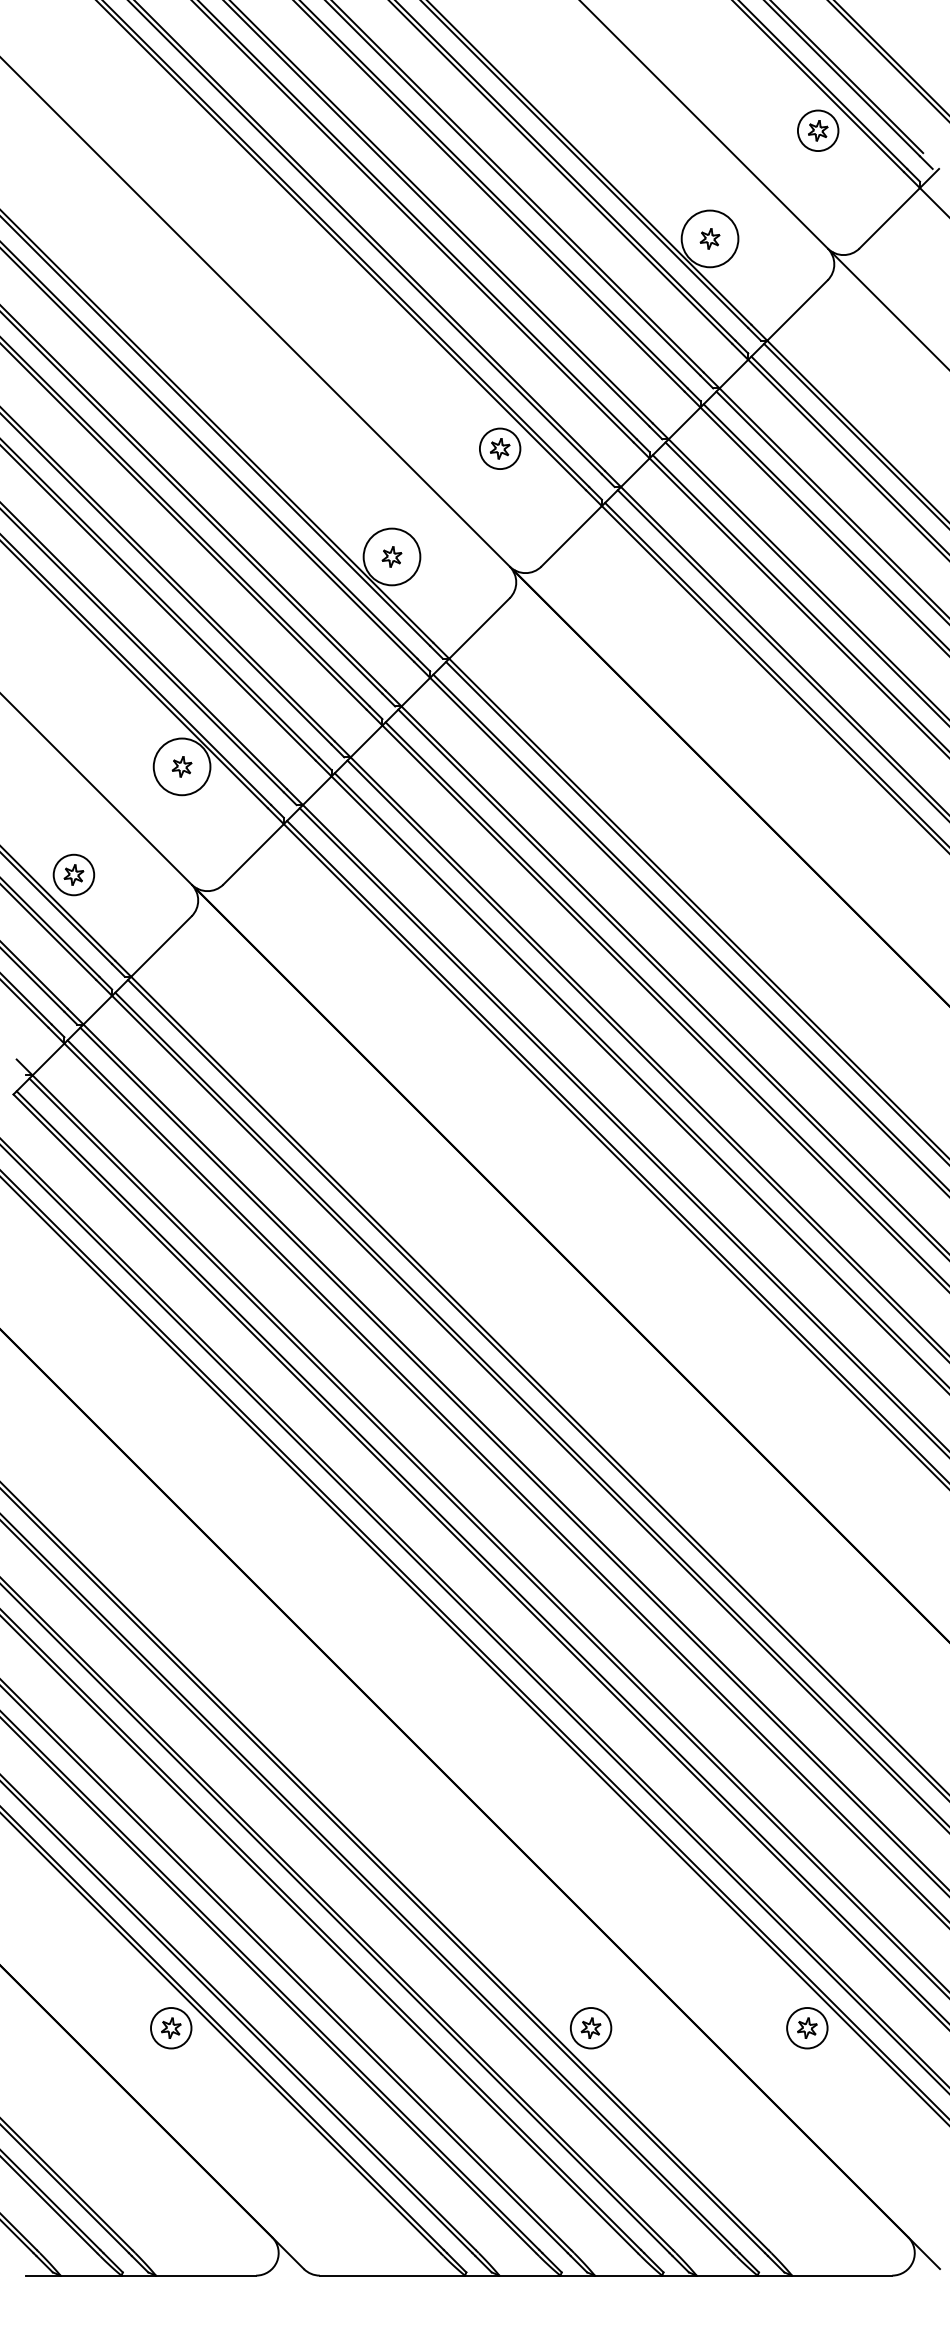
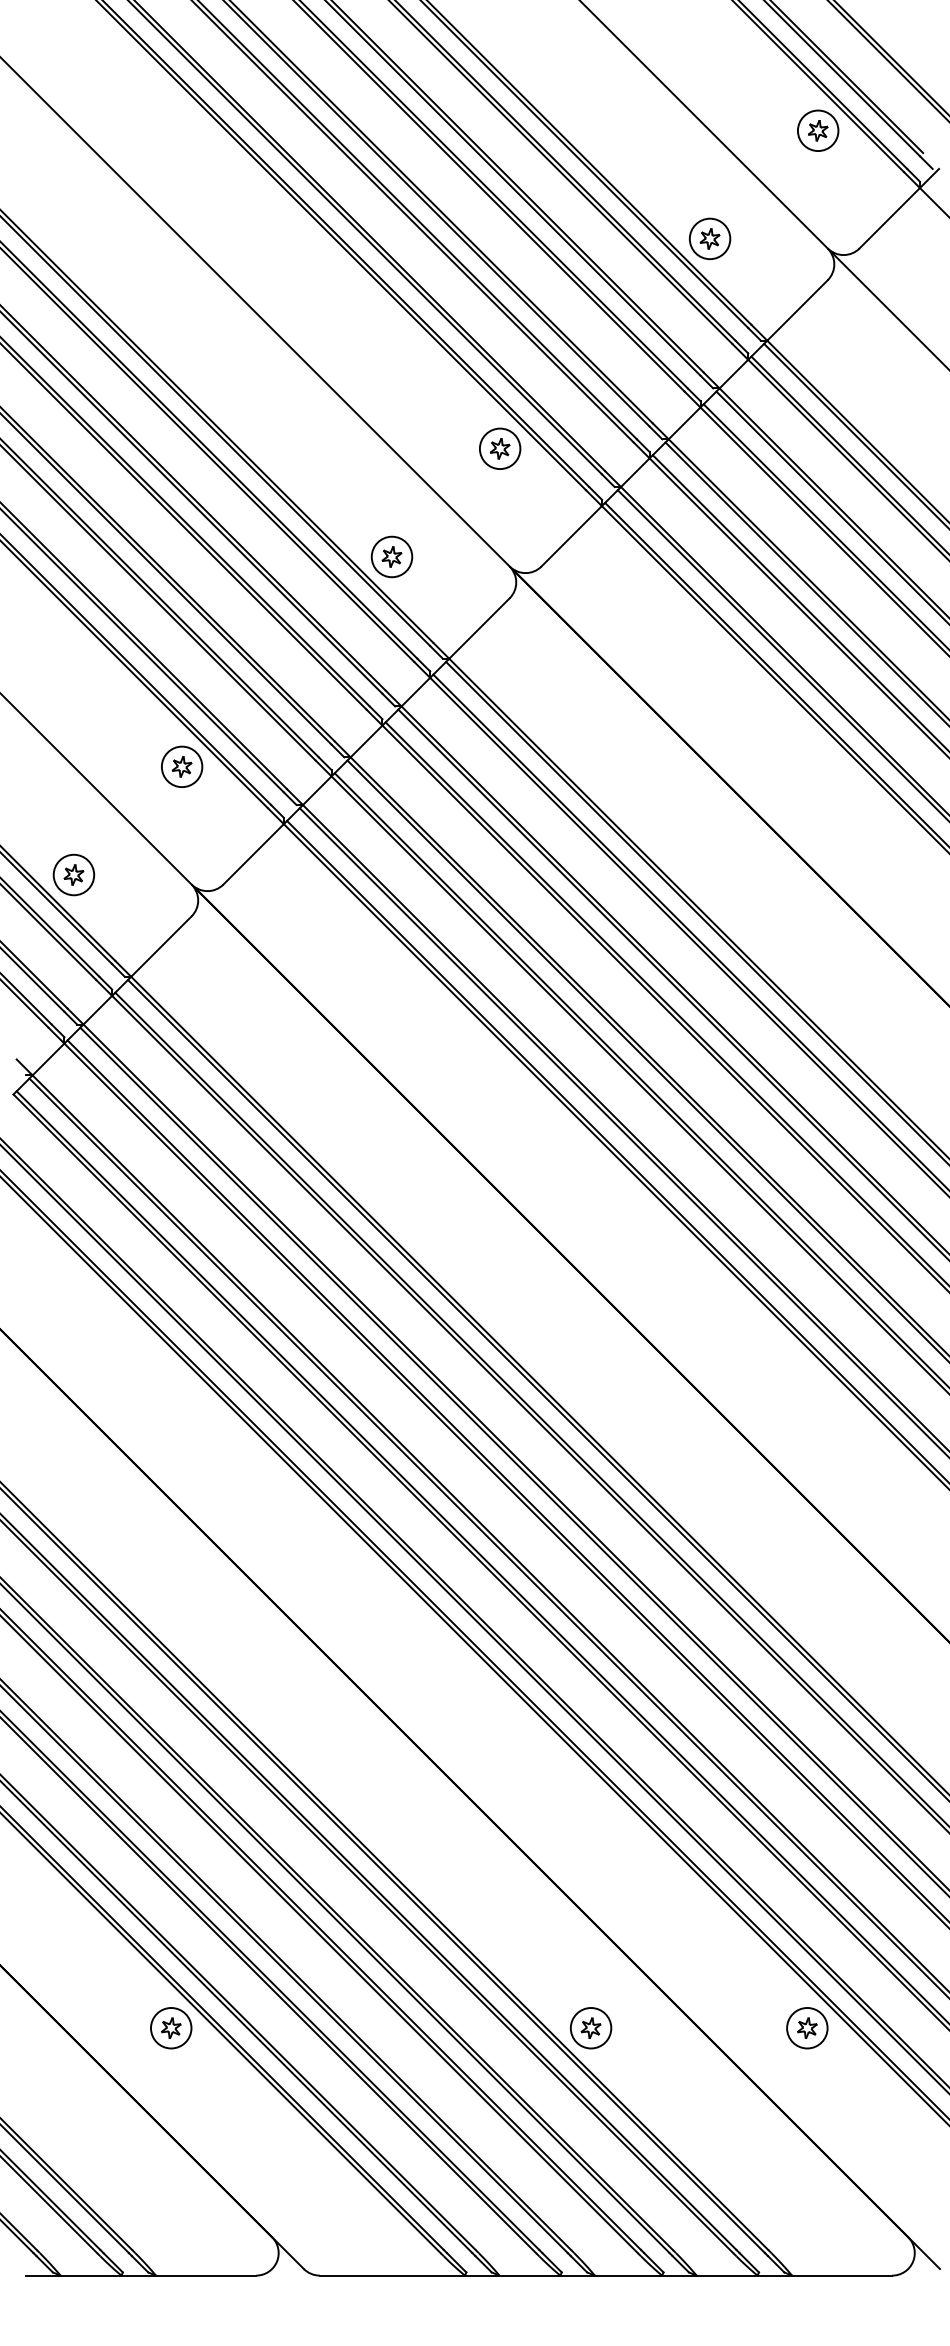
circle diameter: 57 px -> 40 px (709, 238)
circle diameter: 57 px -> 40 px (391, 556)
circle diameter: 57 px -> 40 px (181, 766)
